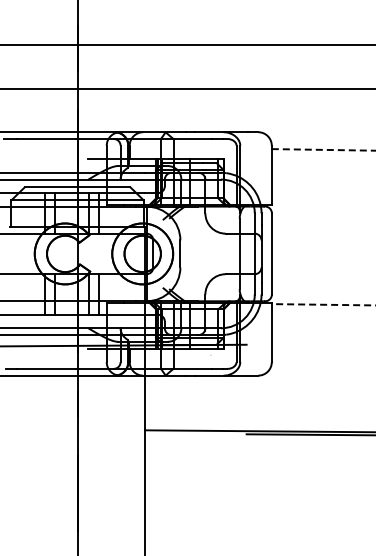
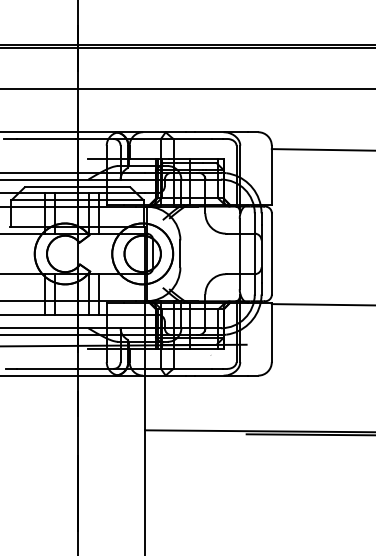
line: none -> present (187, 48)
line: dashed -> solid (323, 149)
line: dashed -> solid (323, 304)
